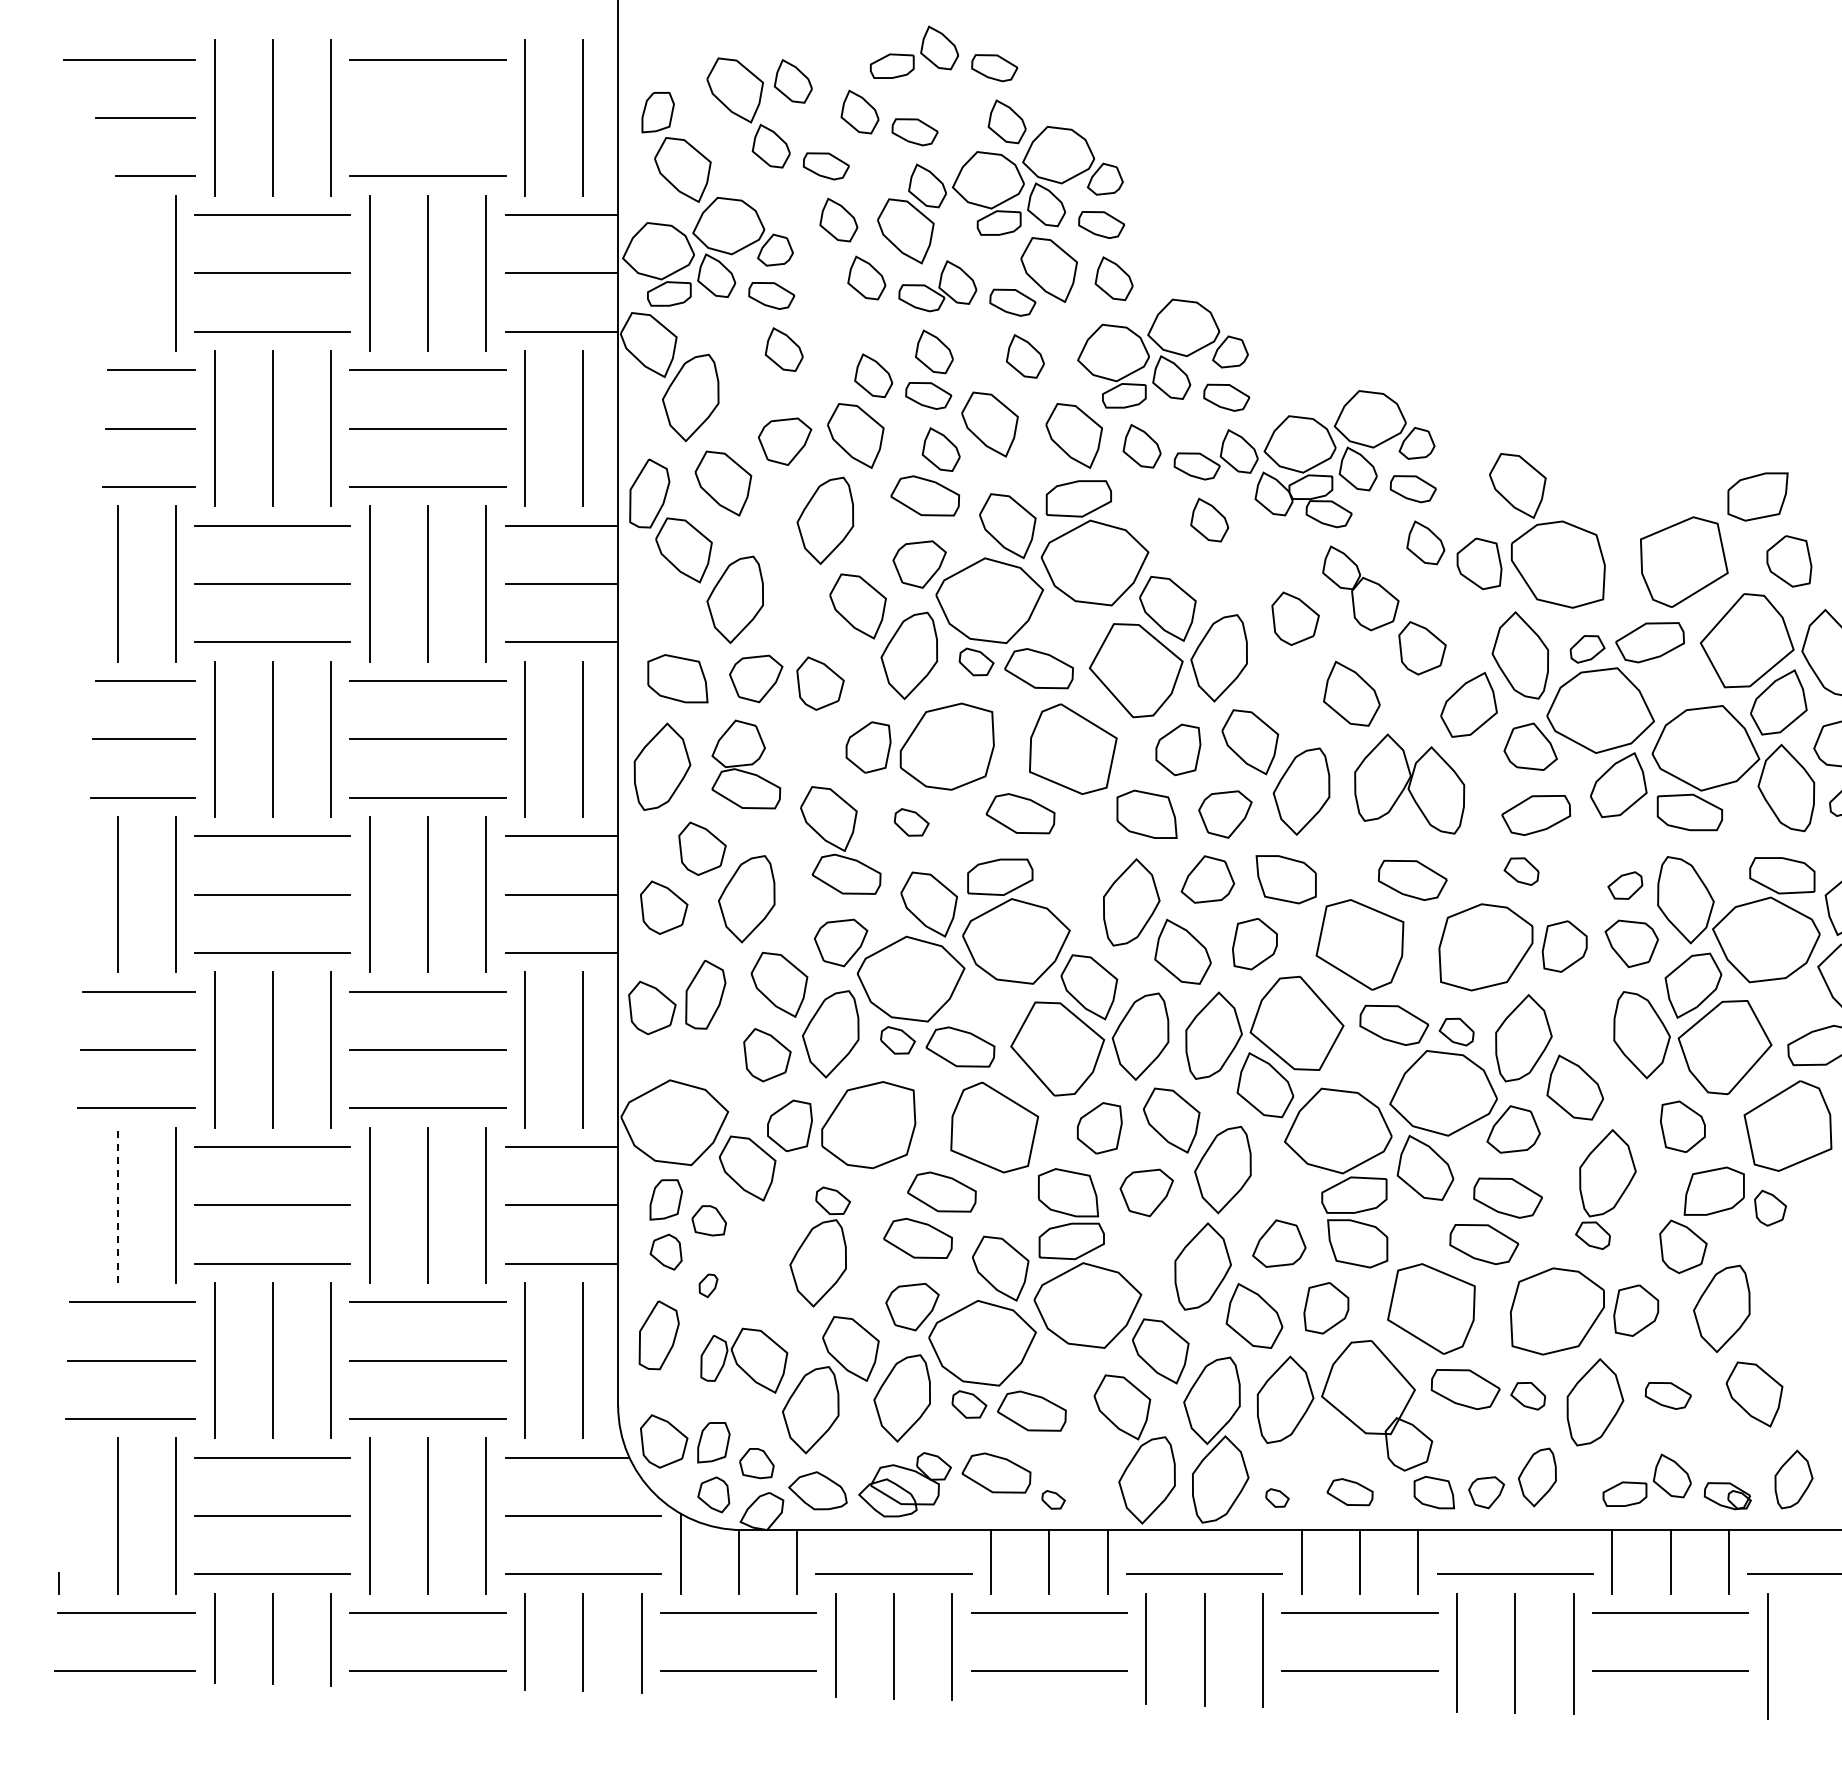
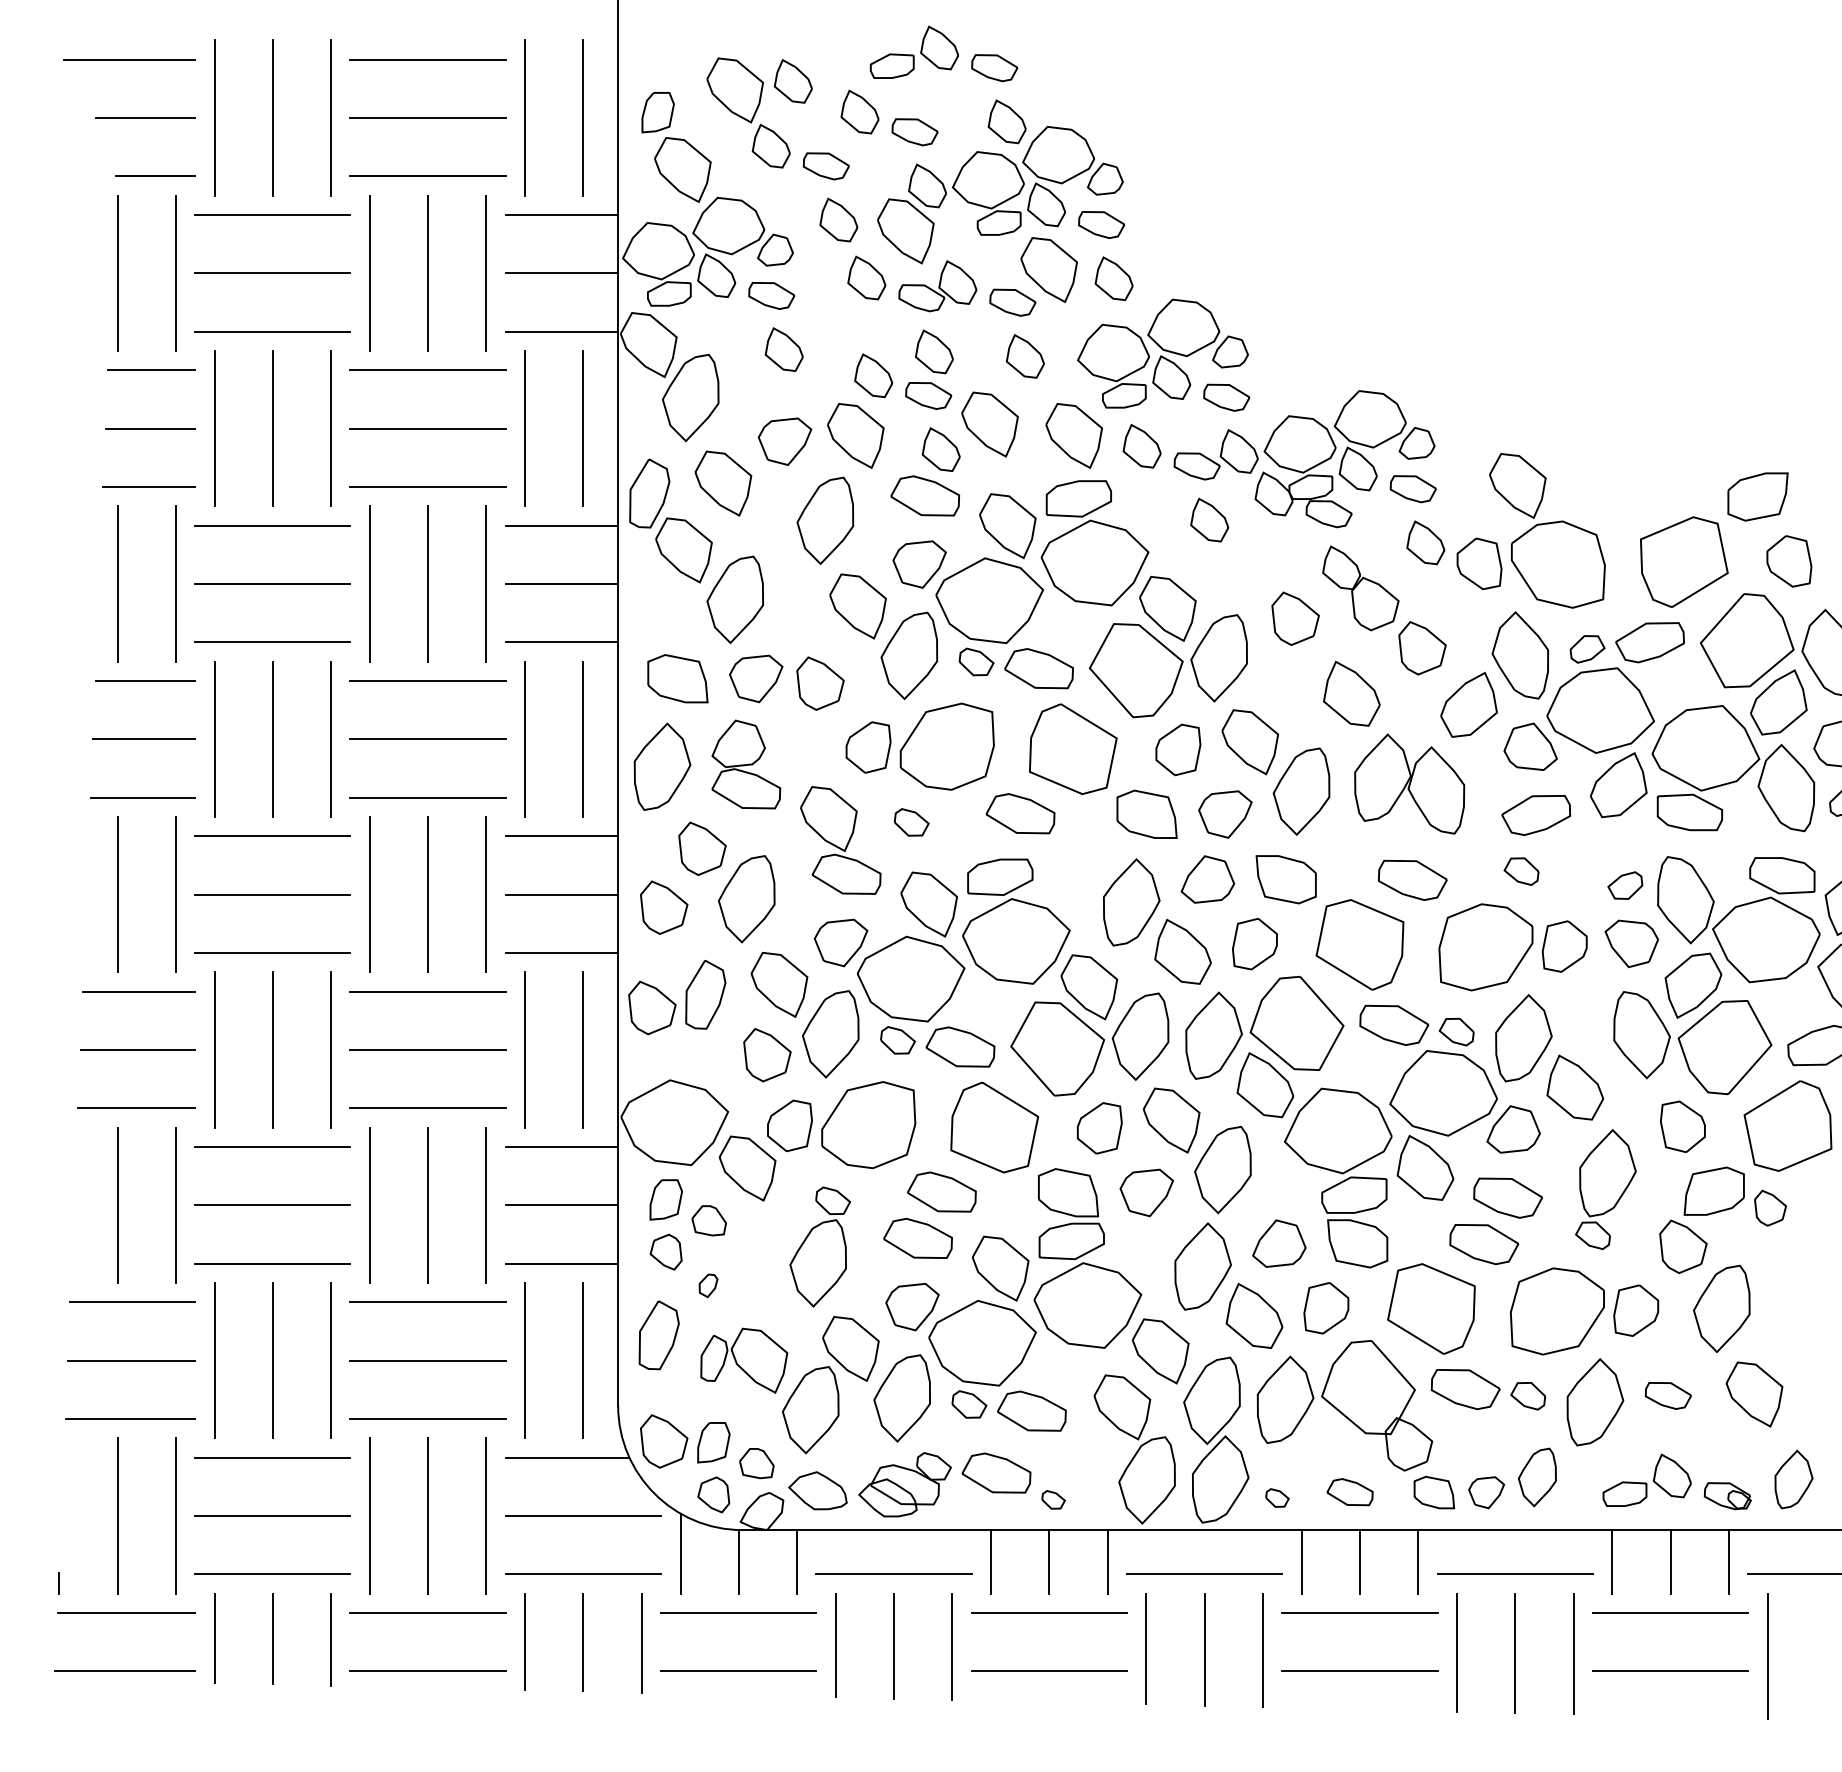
line: none -> present (427, 118)
line: none -> present (117, 273)
line: dashed -> solid (117, 1205)
